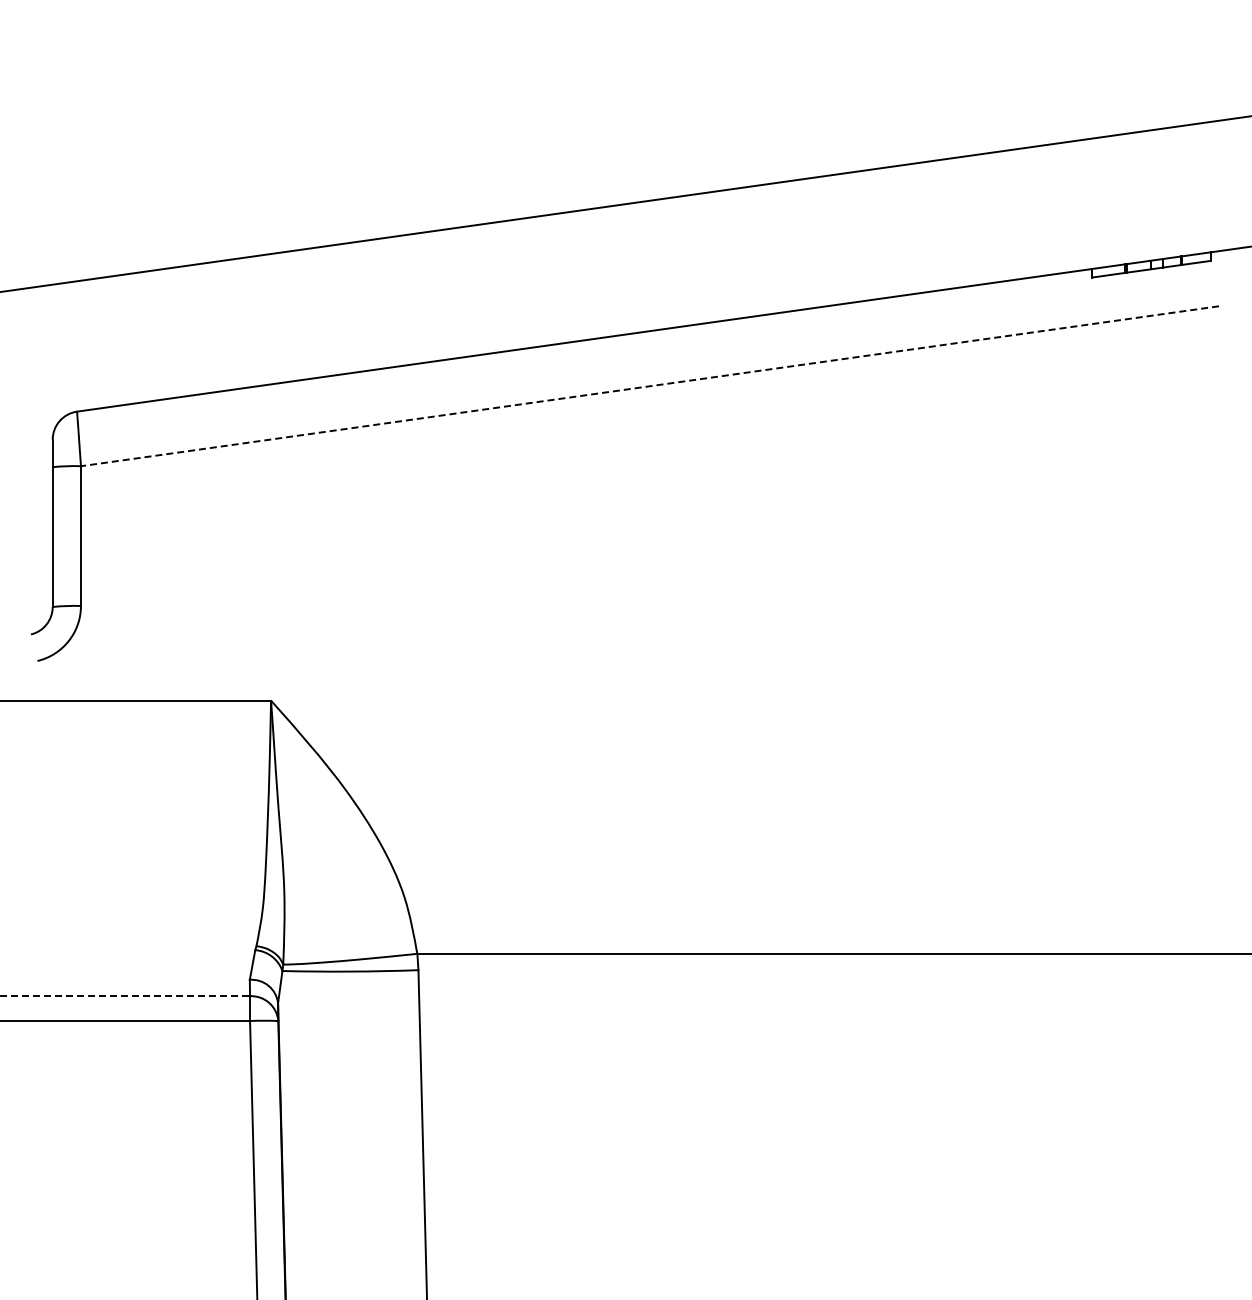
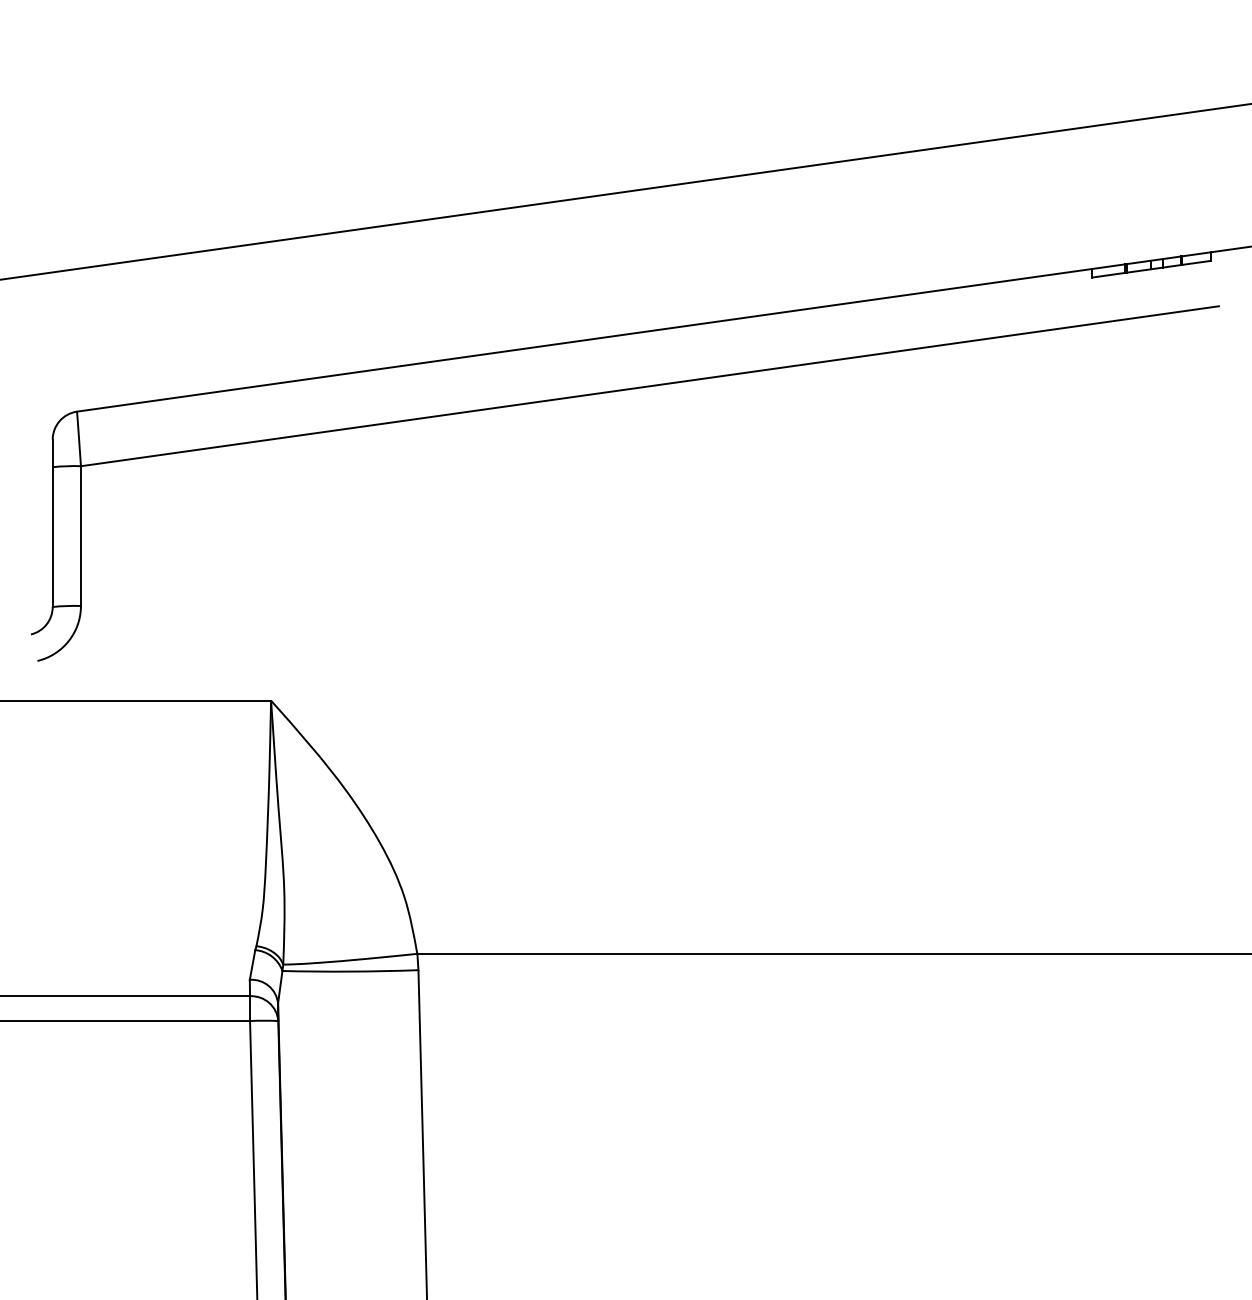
line position: (625, 203) -> (625, 191) (625, 191)
line: dashed -> solid (649, 386)
line: dashed -> solid (125, 996)
